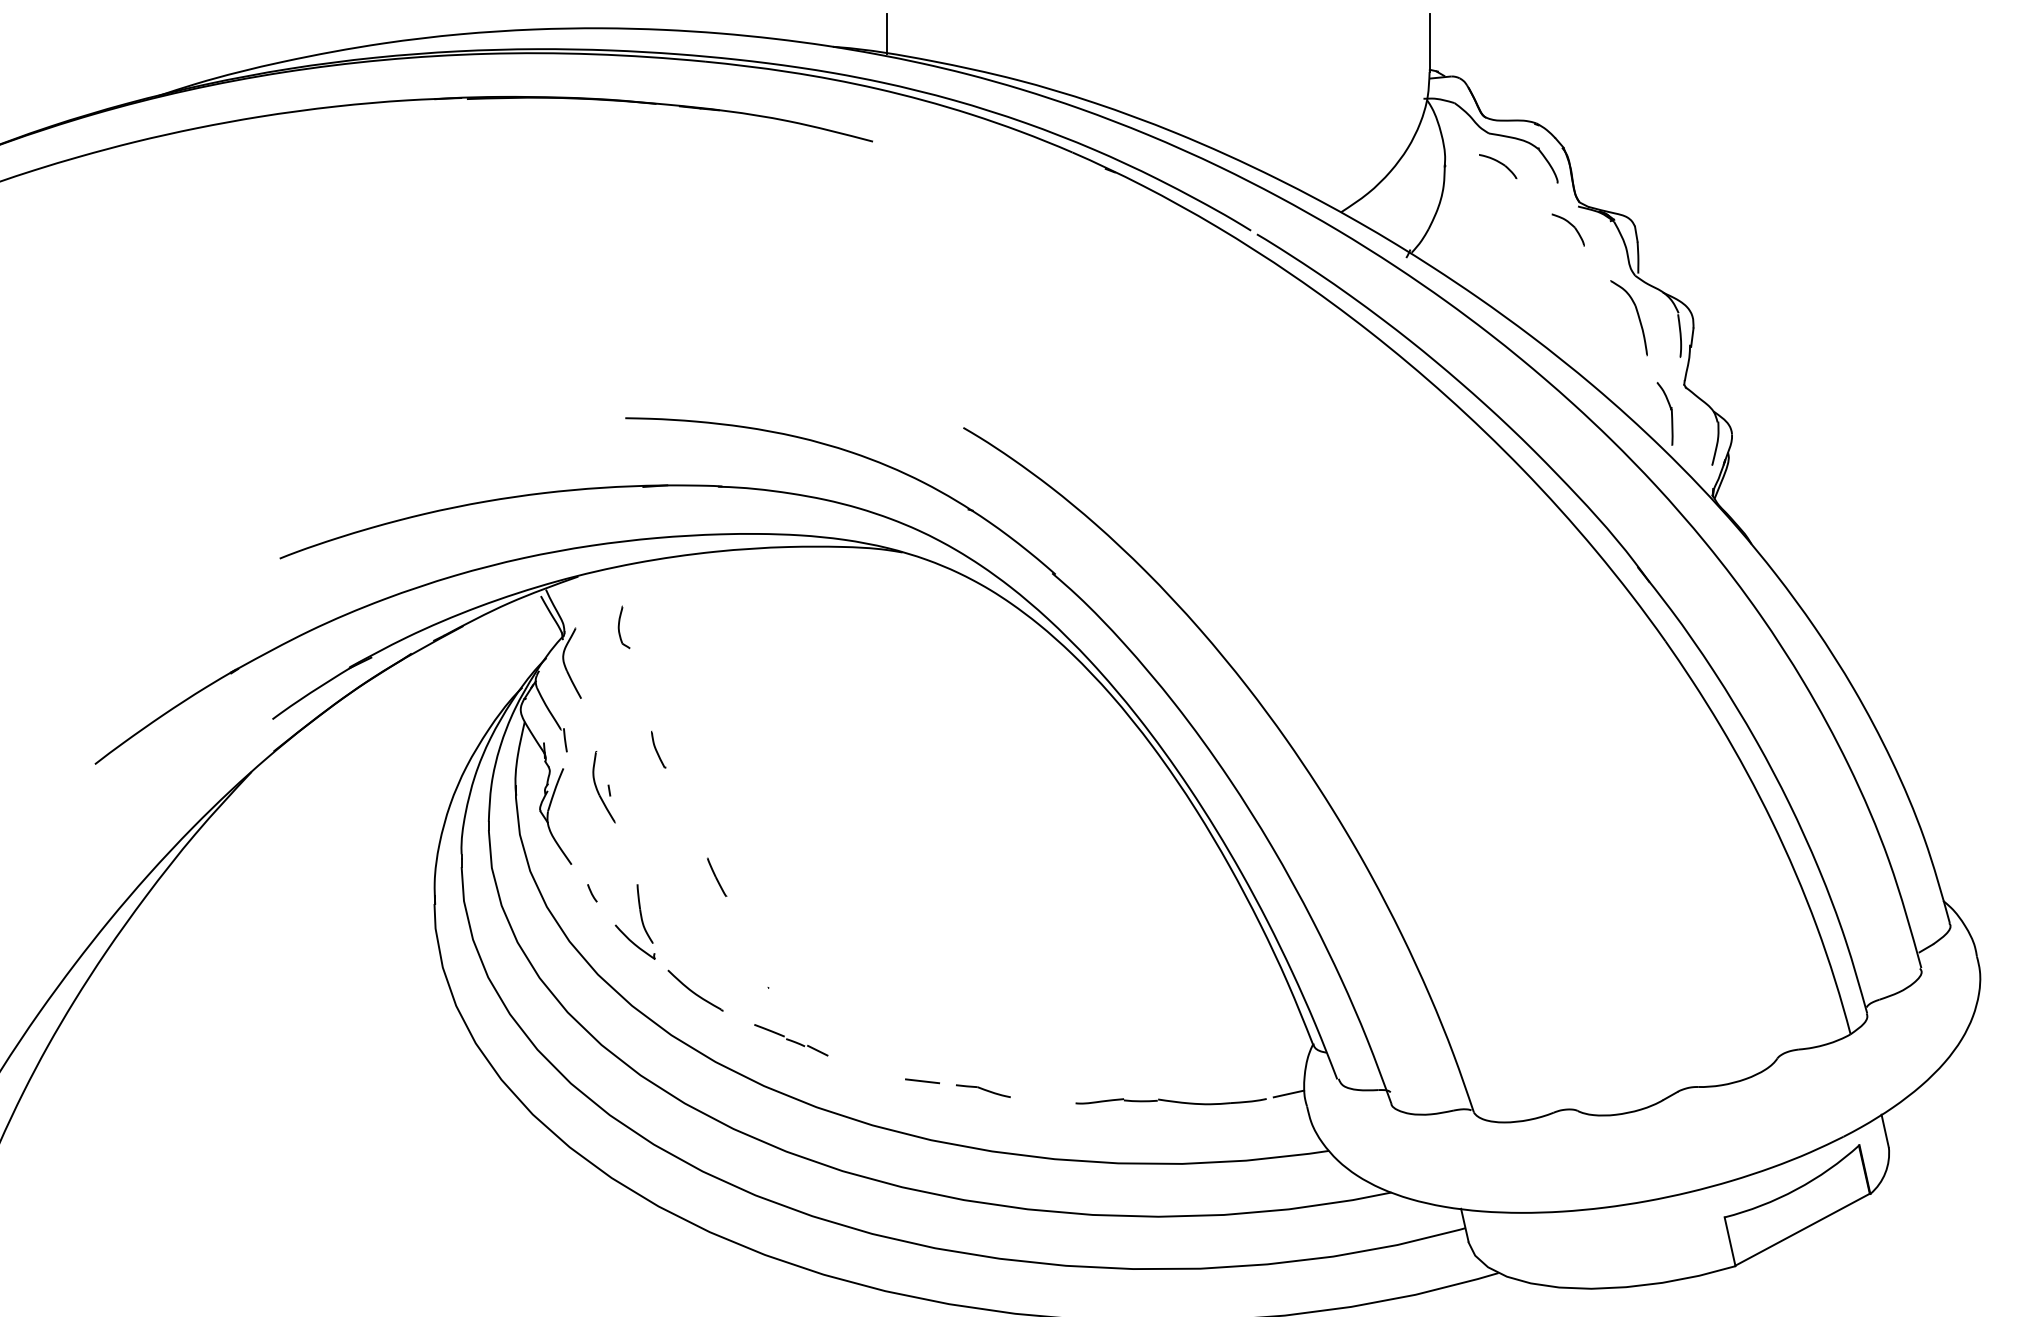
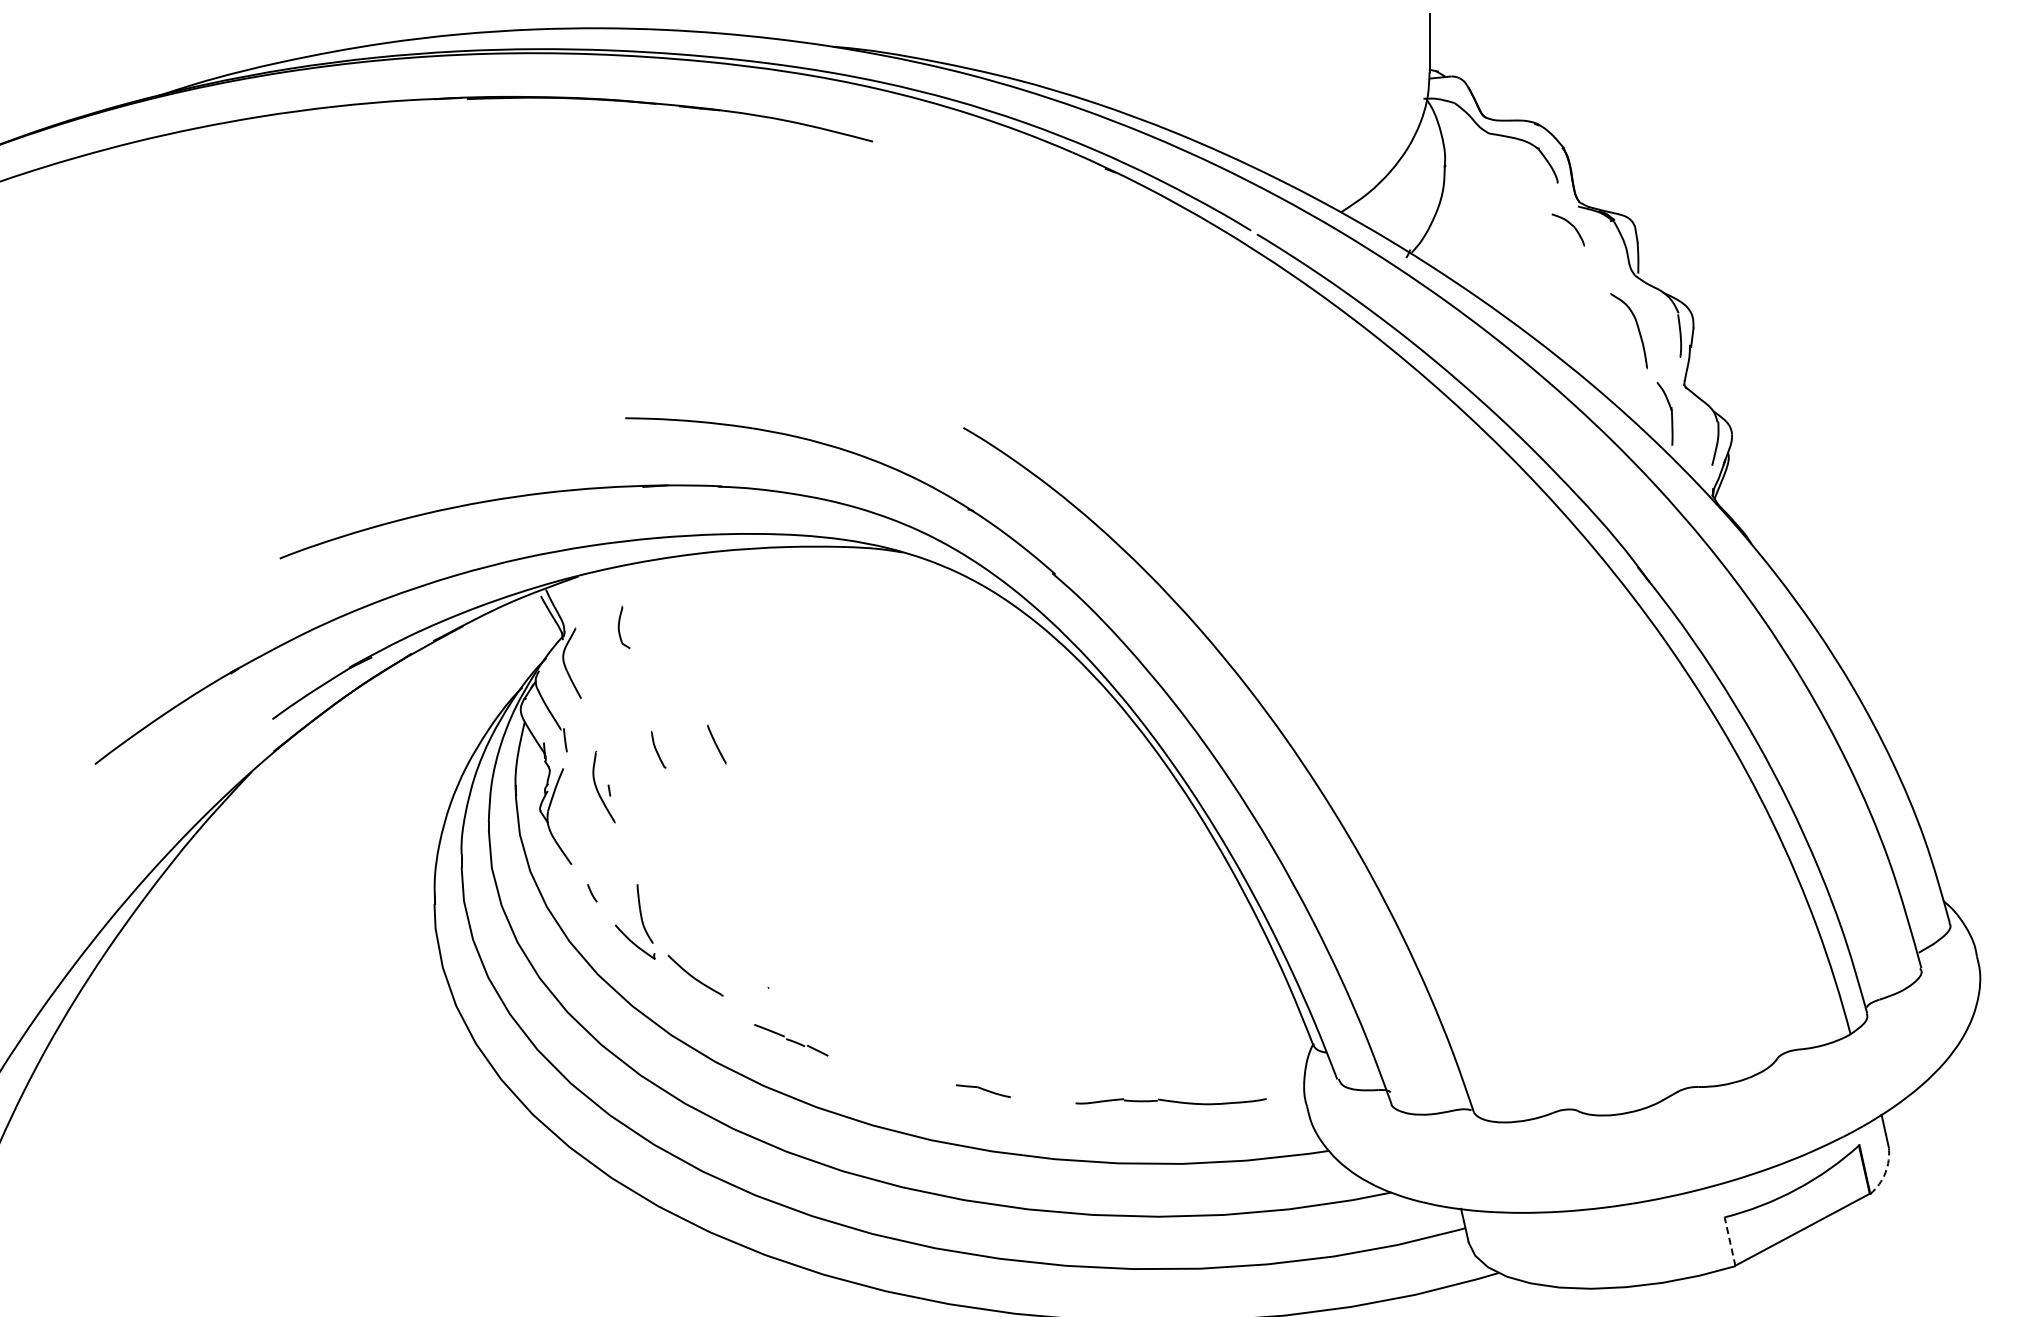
line: present -> none (886, 34)
part: present -> none (1498, 166)
part position: (1637, 316) -> (1637, 329) (1637, 329)
line position: (716, 876) -> (716, 743) (716, 743)
part position: (695, 990) -> (695, 975) (695, 975)
line: present -> none (922, 1081)
line: present -> none (1288, 1093)
arc: solid -> dashed (1885, 1172)
line: solid -> dashed (1729, 1241)
